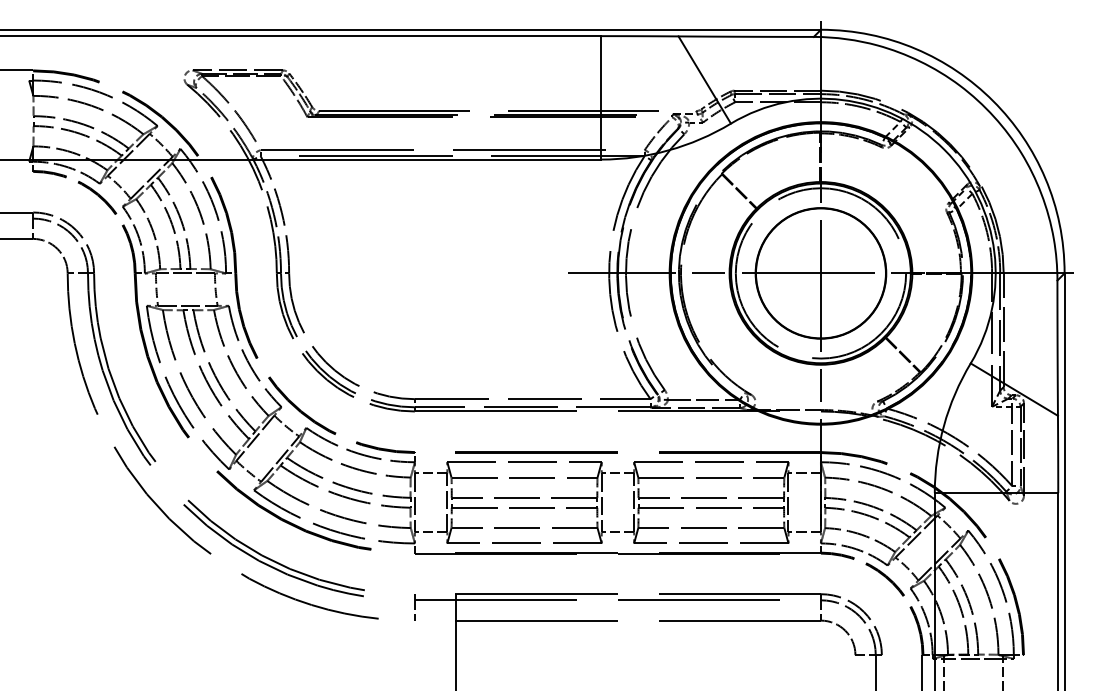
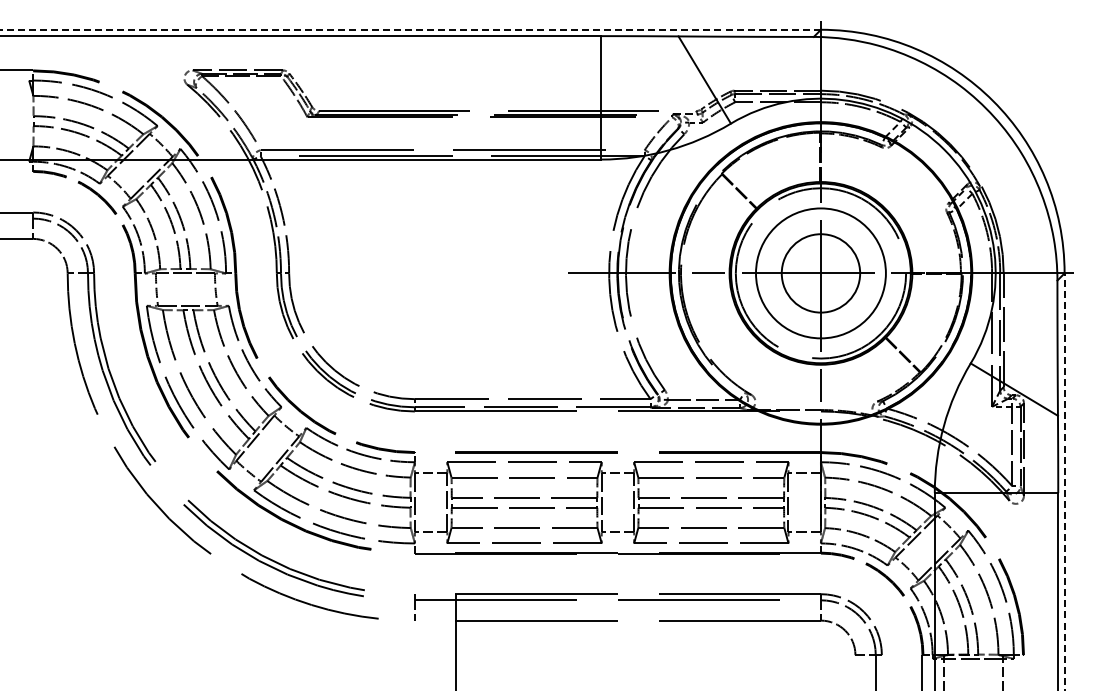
line: solid -> dashed (410, 29)
circle diameter: 131 px -> 78 px (820, 273)
line: solid -> dashed (1064, 482)
